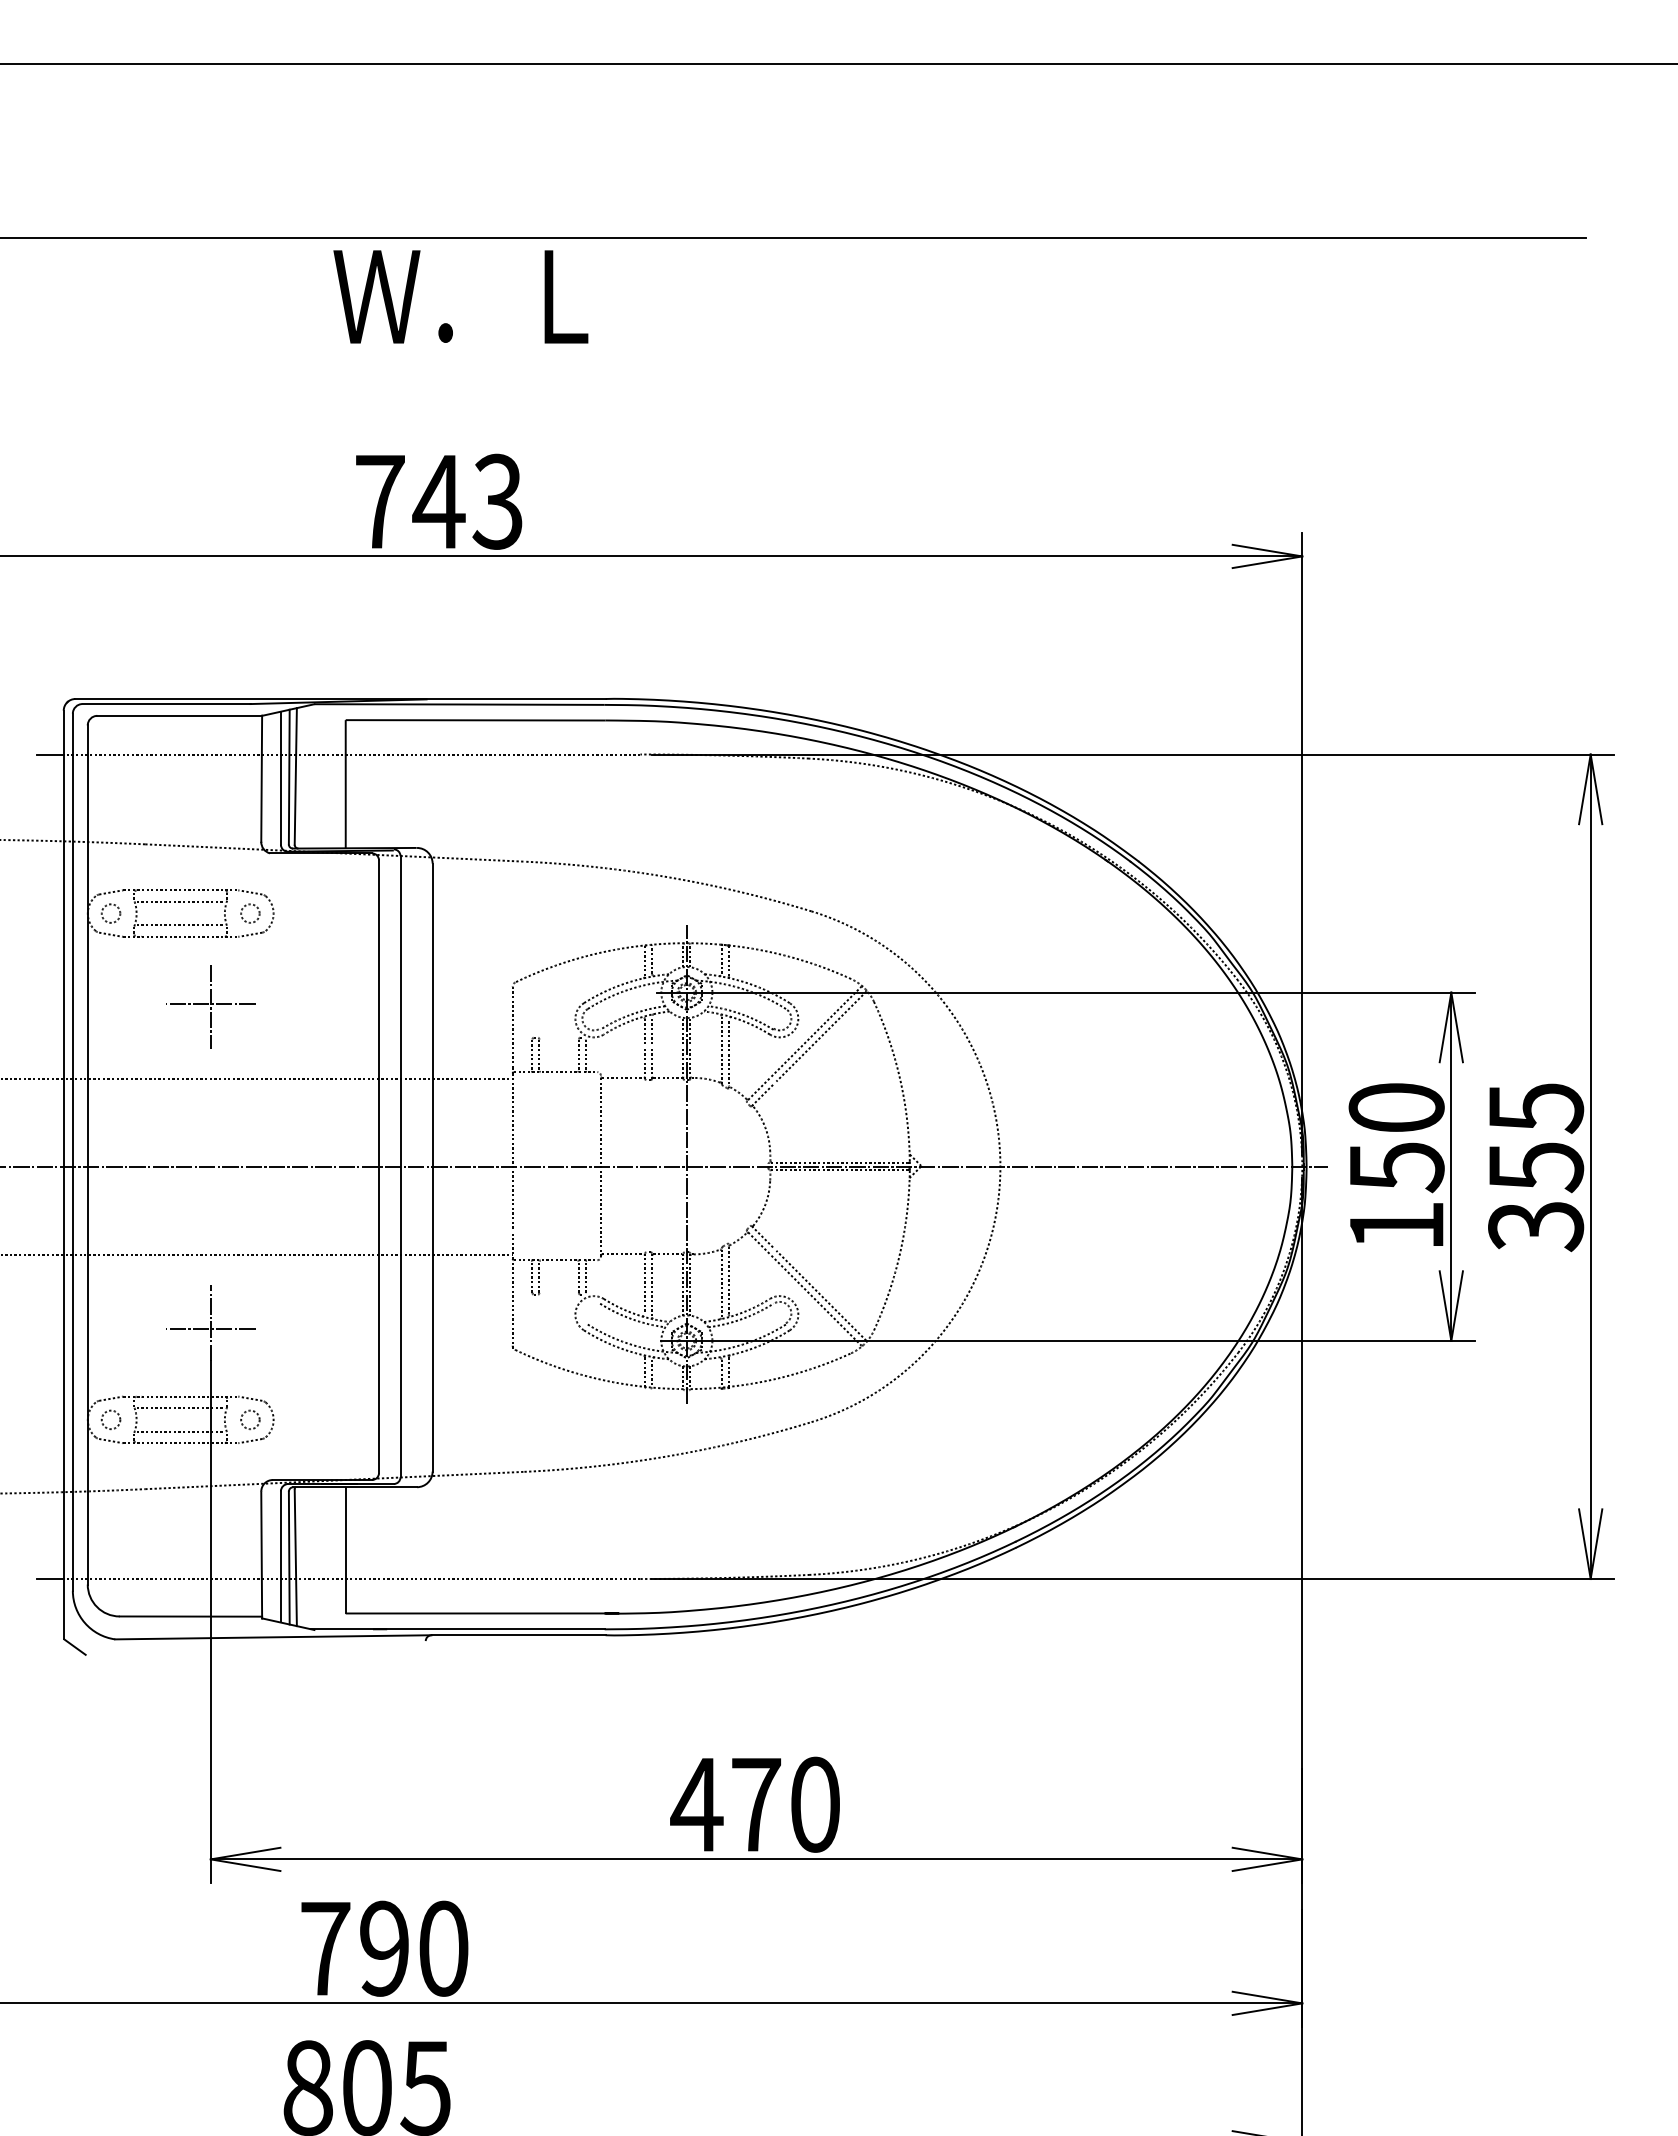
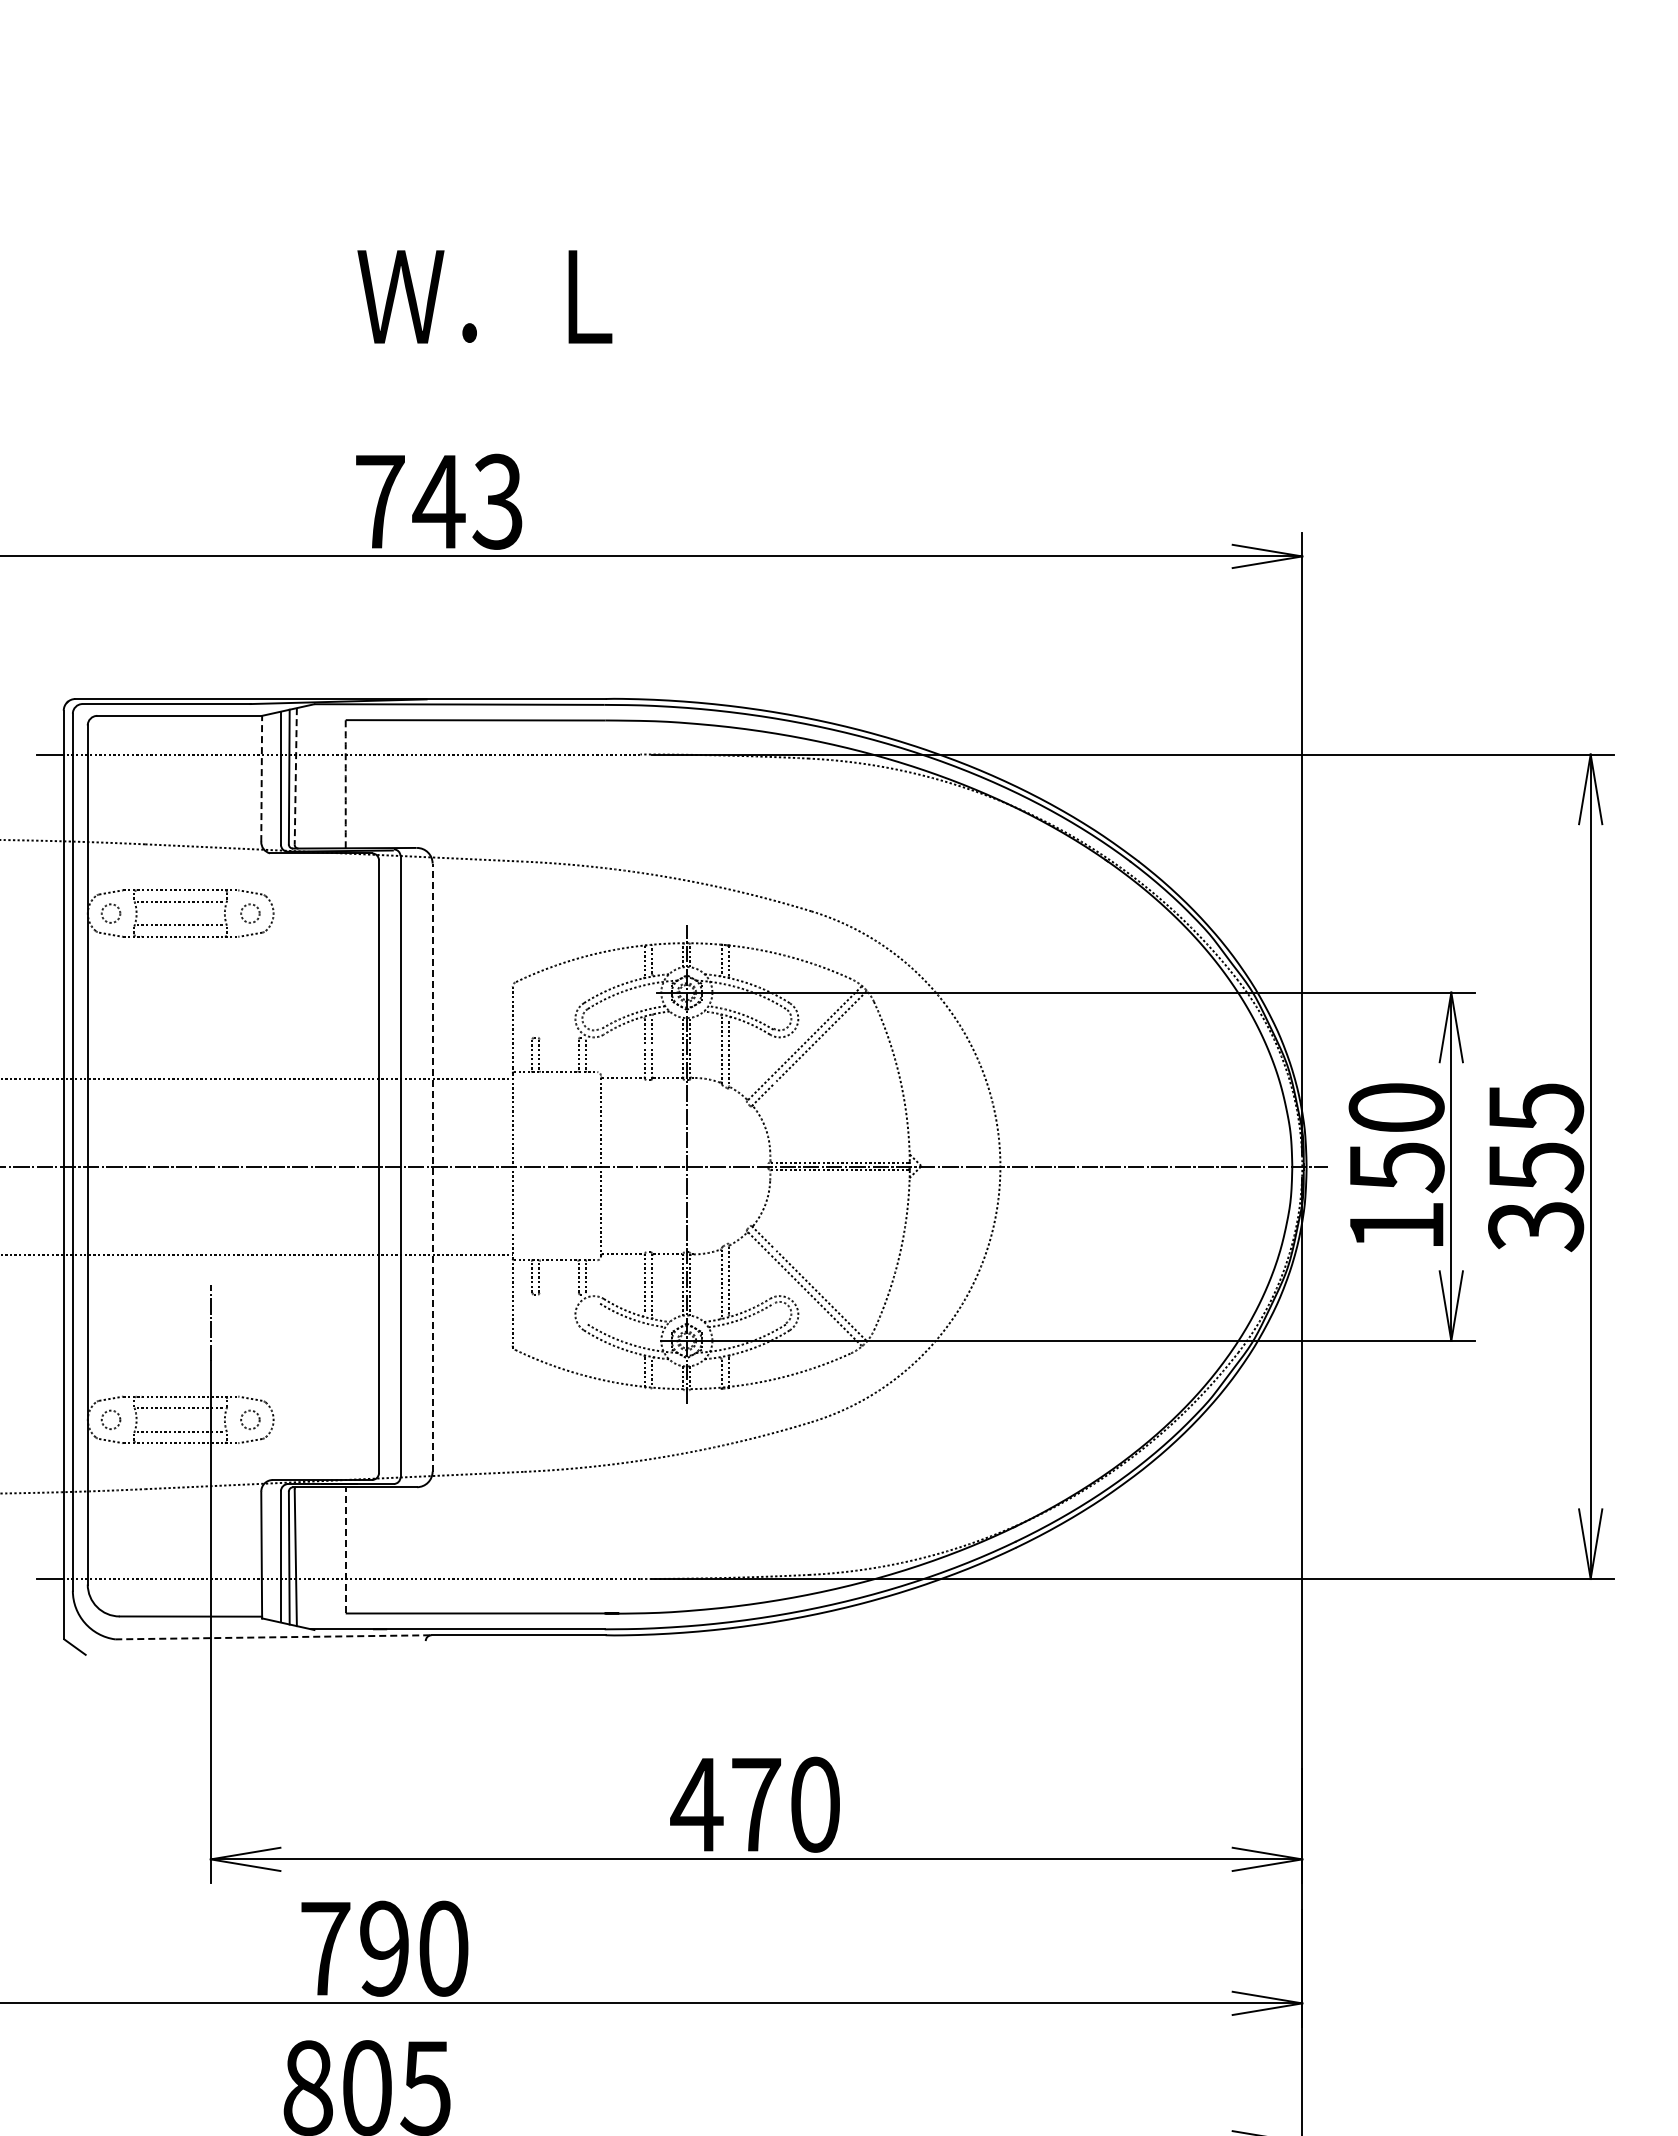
line: present -> none (838, 64)
line: present -> none (794, 237)
text position: (460, 296) -> (484, 296) (484, 296)
line: solid -> dashed (295, 776)
line: solid -> dashed (261, 778)
arc: solid -> dashed (345, 784)
part: present -> none (210, 1006)
line: solid -> dashed (432, 1167)
line: present -> none (210, 1329)
line: solid -> dashed (345, 1550)
line: solid -> dashed (273, 1637)
